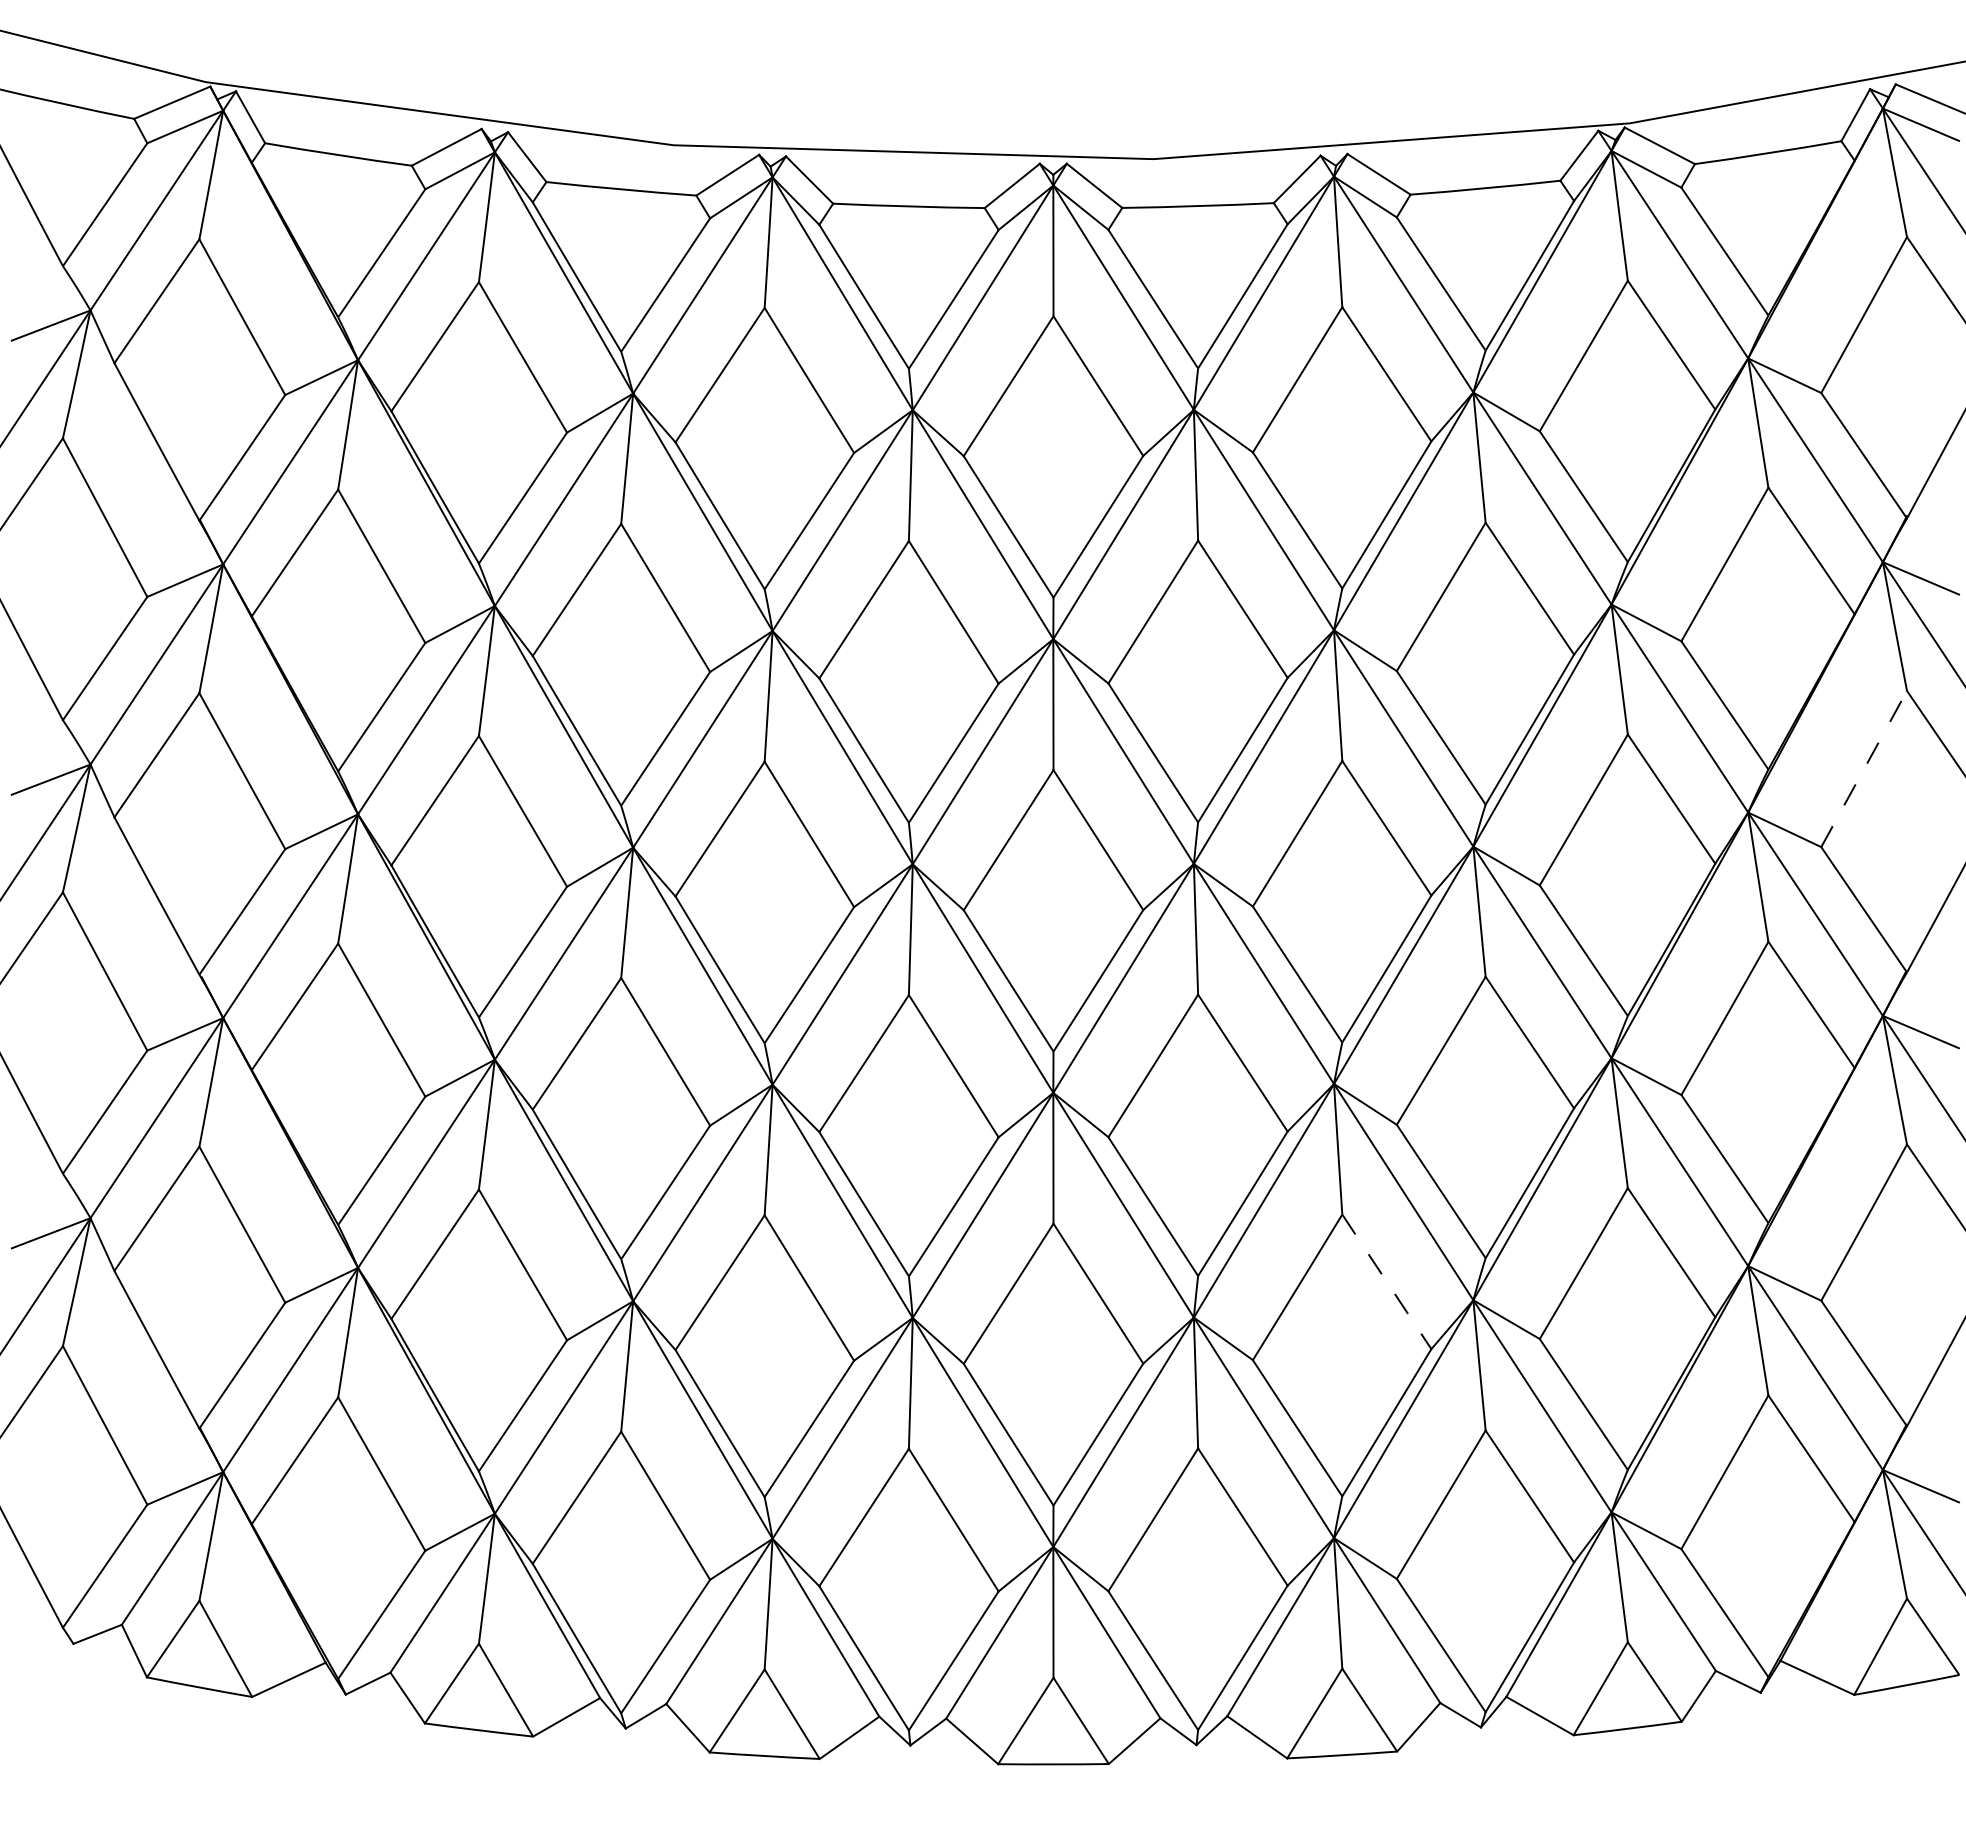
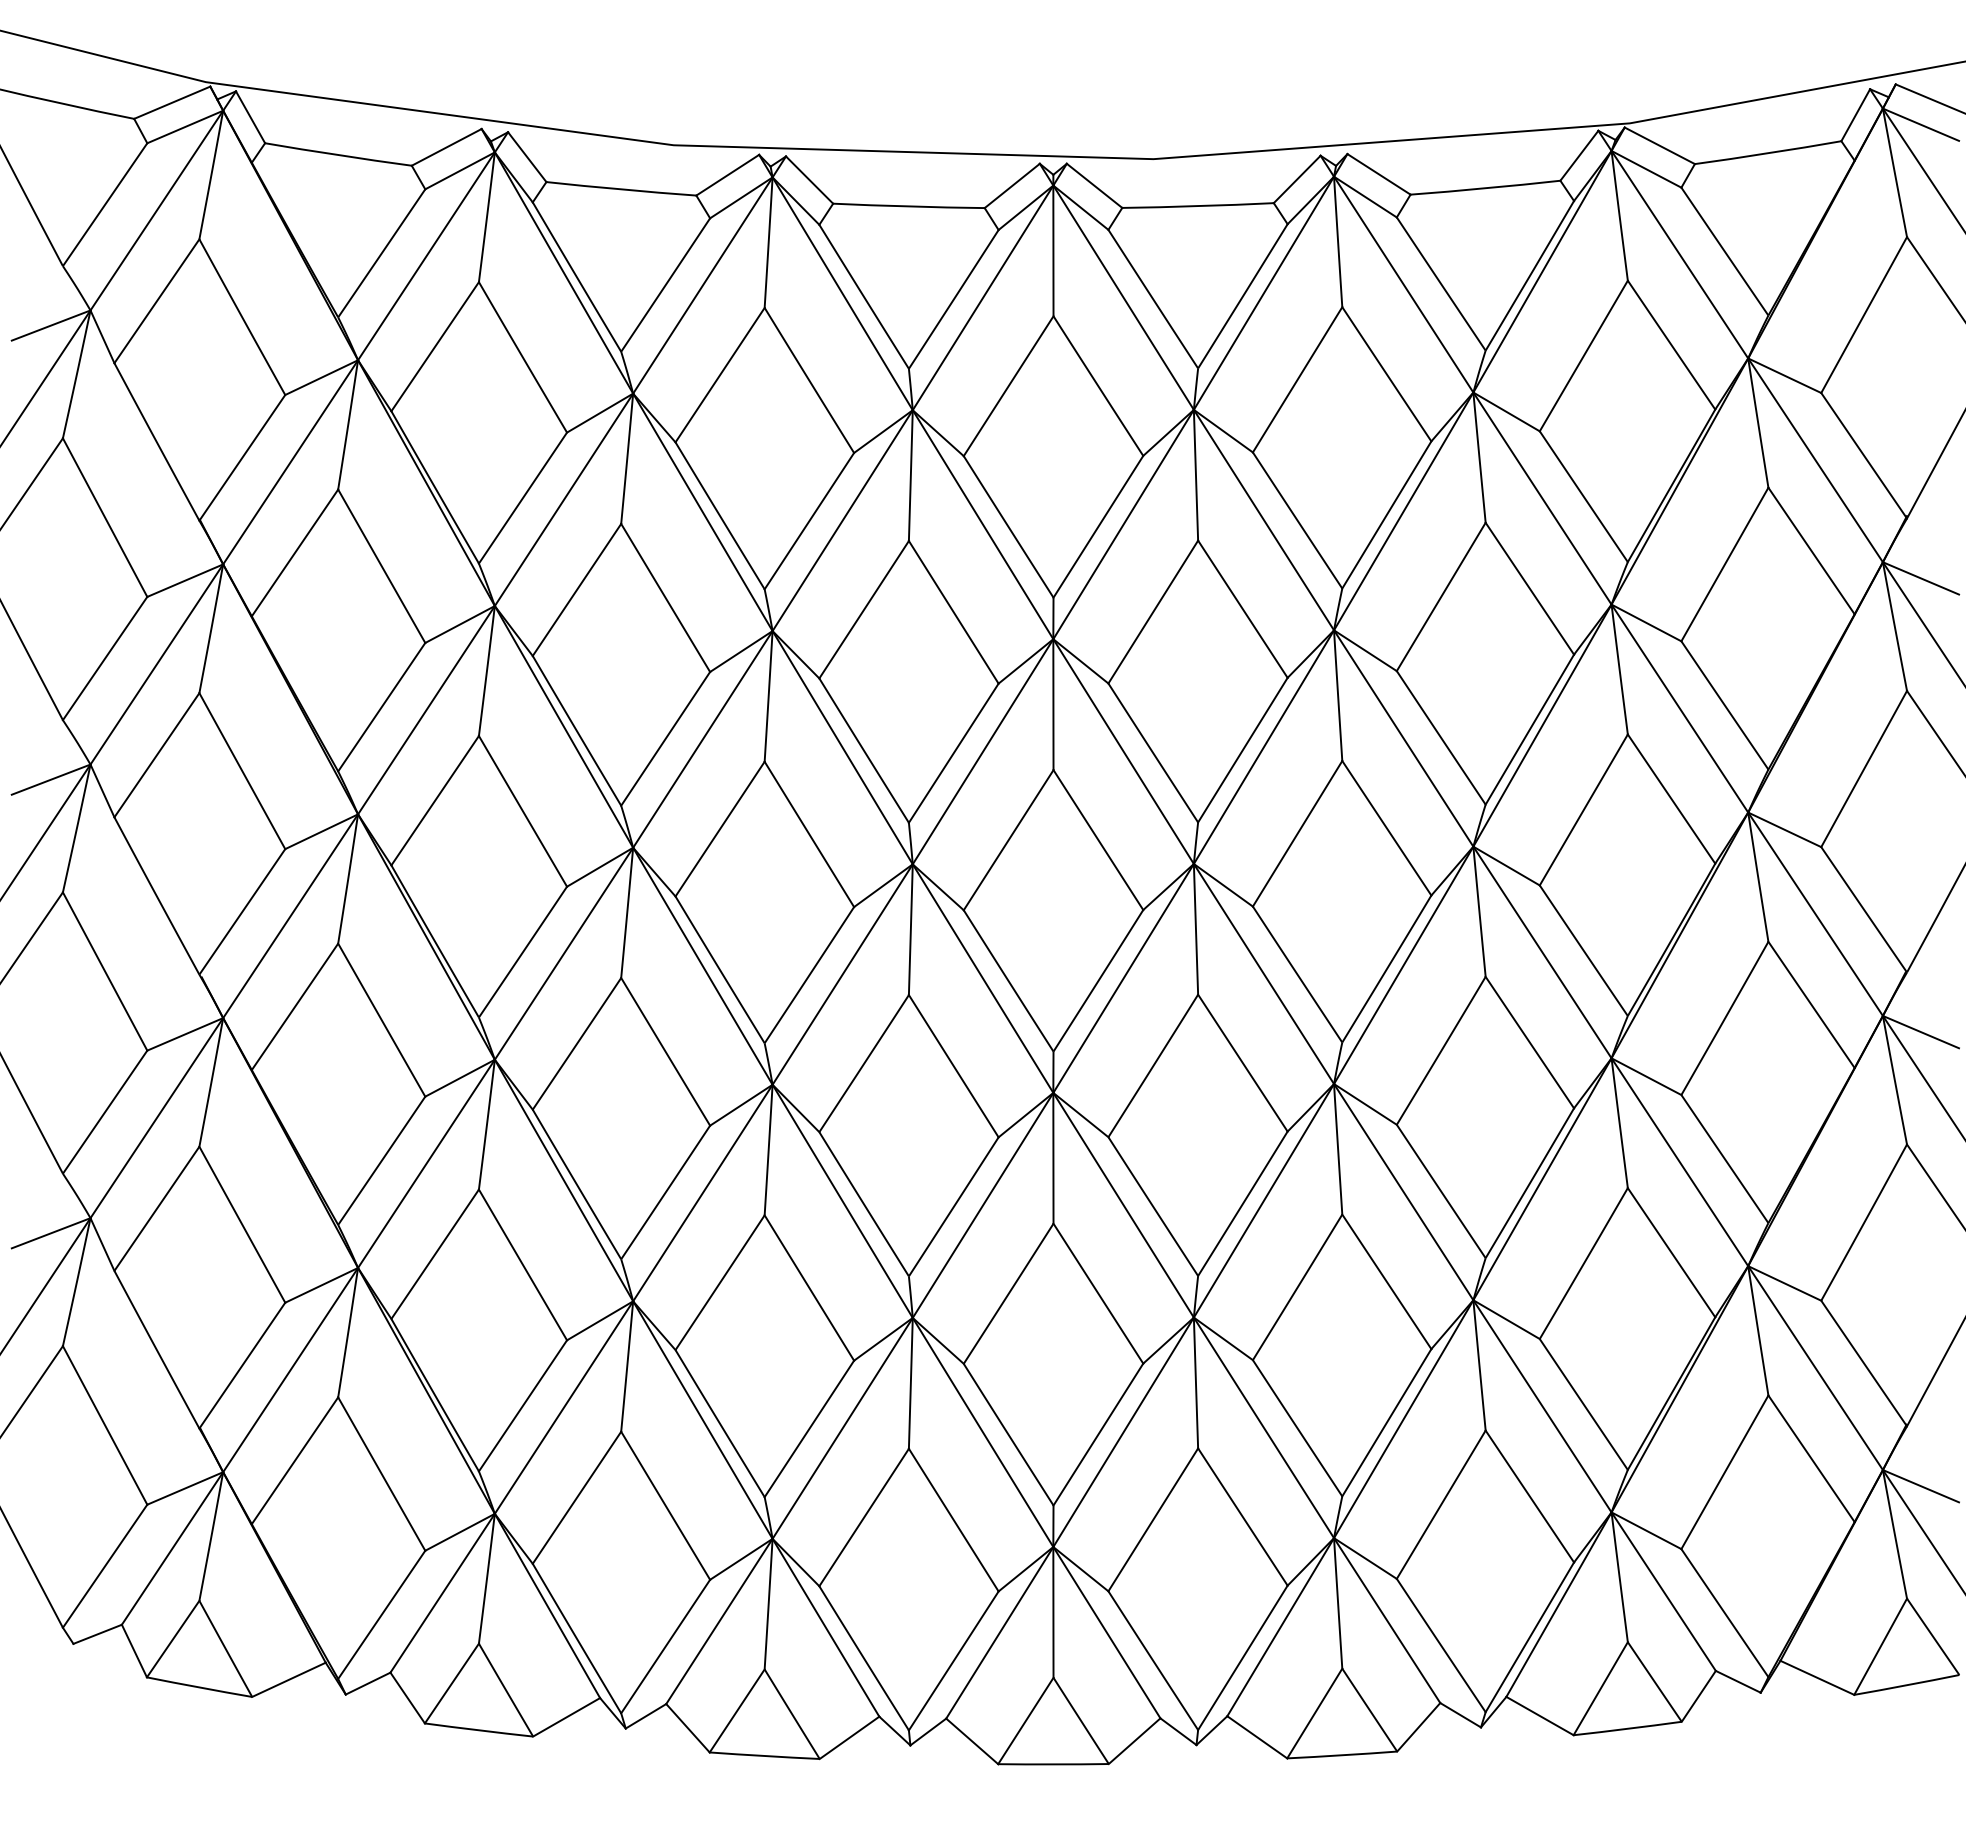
line: dashed -> solid (1864, 768)
line: dashed -> solid (1386, 1281)
